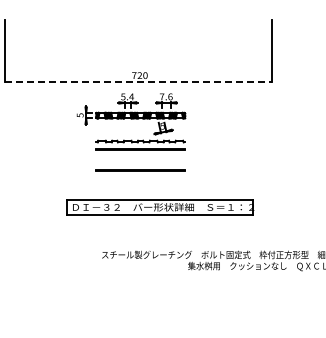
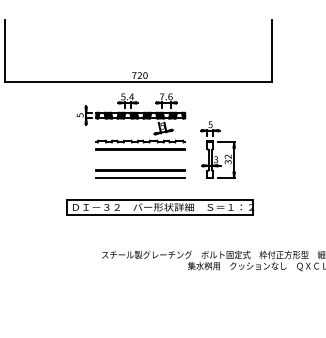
line: dashed -> solid (138, 81)
part: none -> present (217, 149)
line: none -> present (140, 178)
